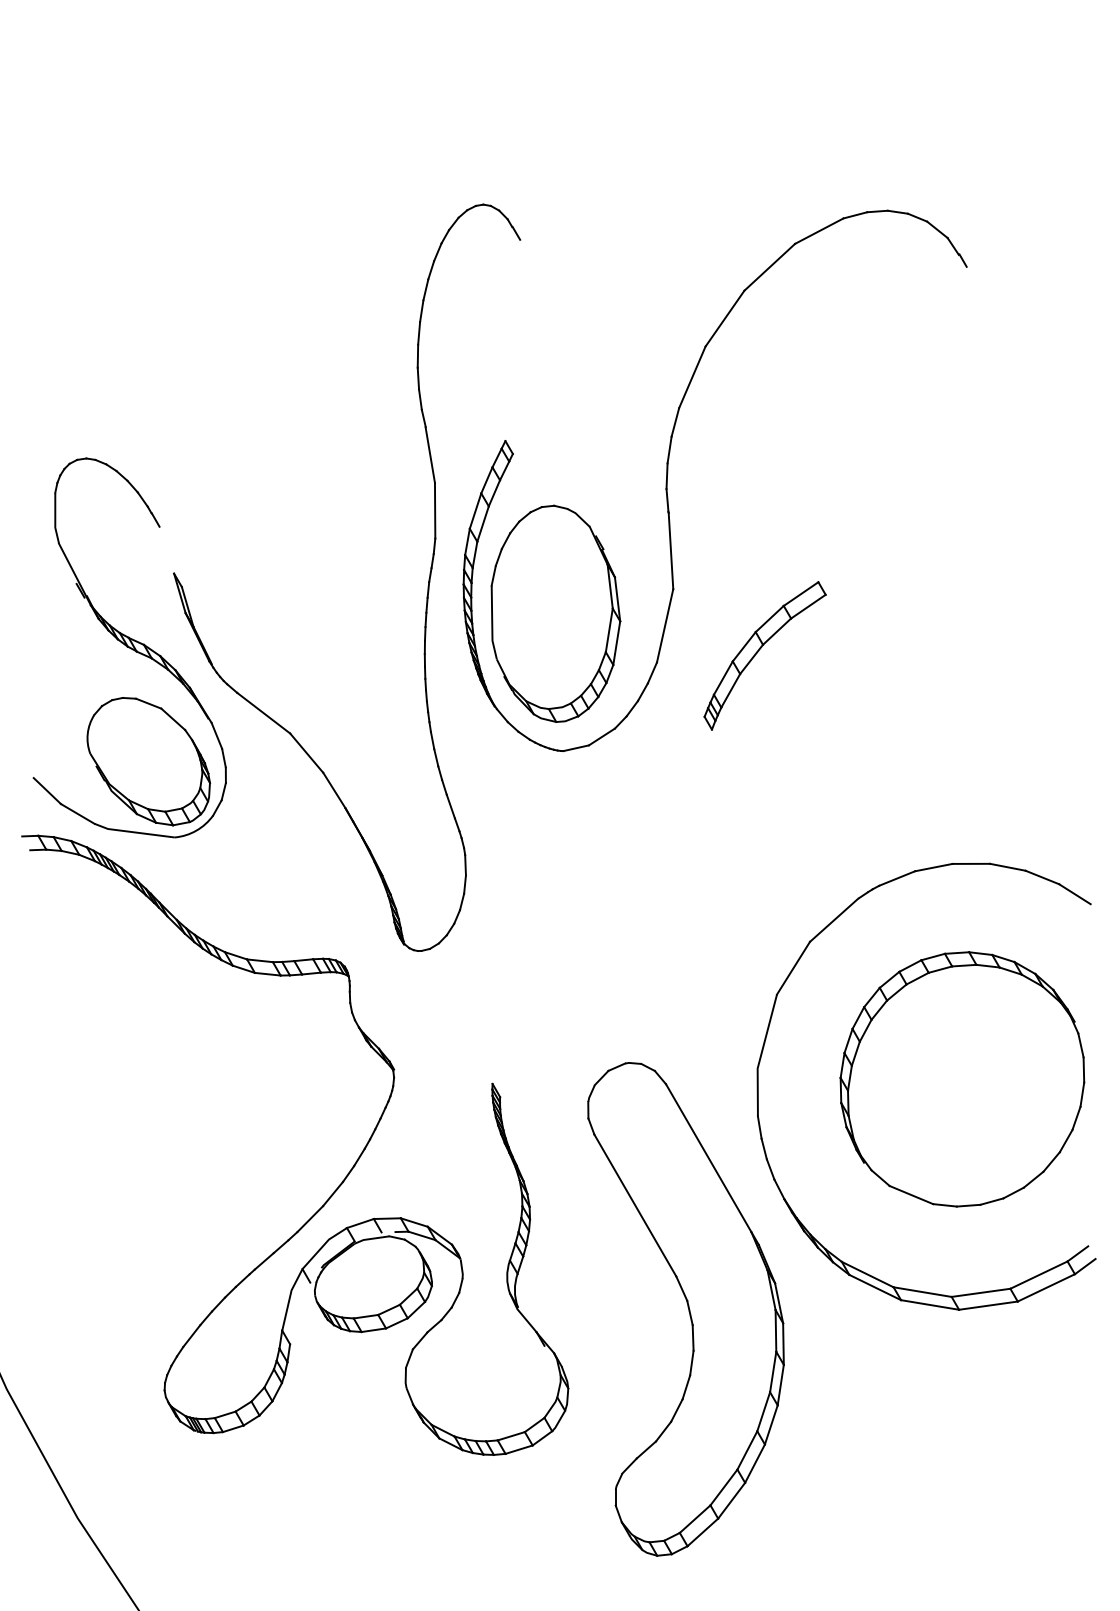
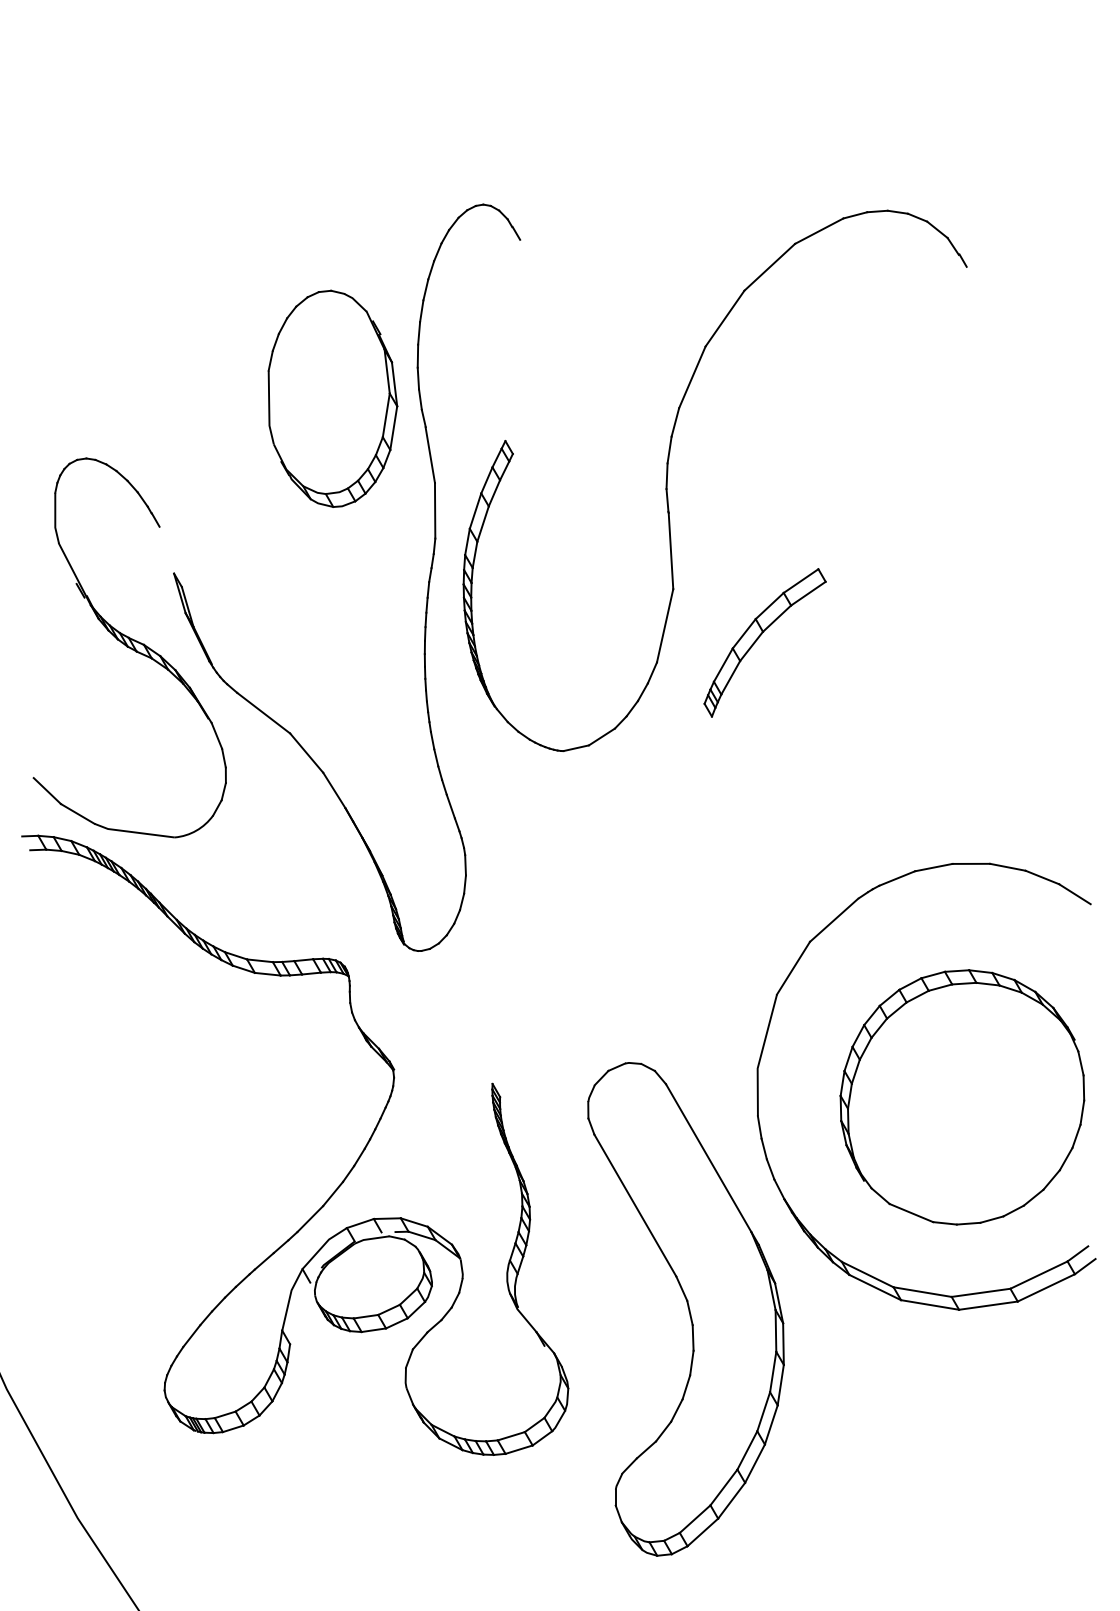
part position: (555, 613) -> (332, 398) (332, 398)
part position: (758, 652) -> (758, 639) (758, 639)
part: present -> none (148, 761)
part position: (962, 1079) -> (962, 1097) (962, 1097)
